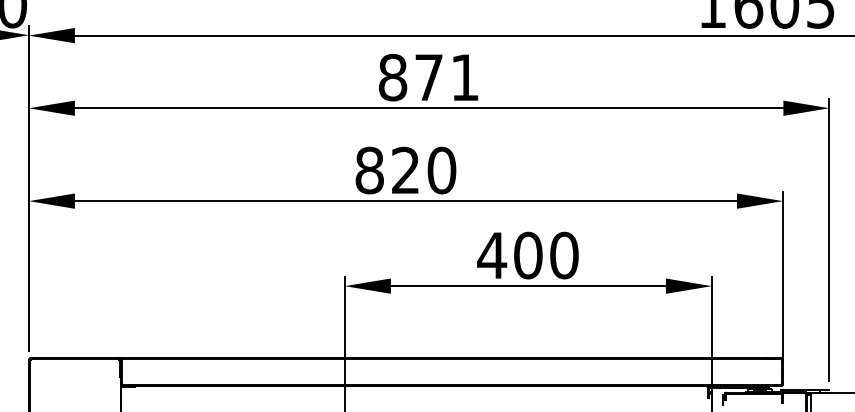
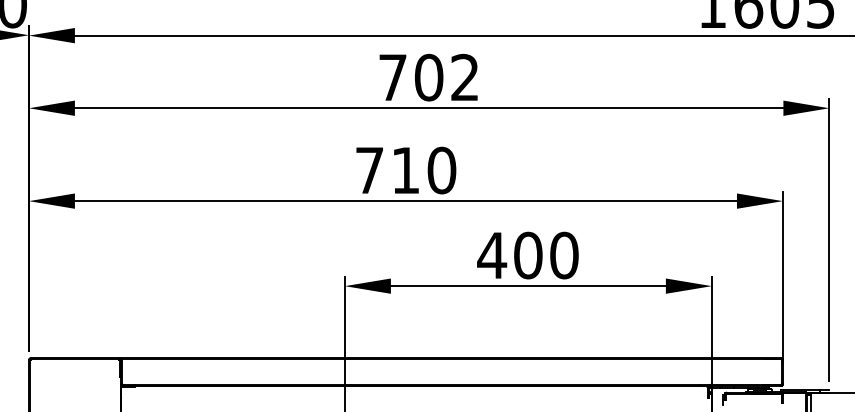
text: 871 -> 702 (428, 77)
text: 820 -> 710 (386, 170)
